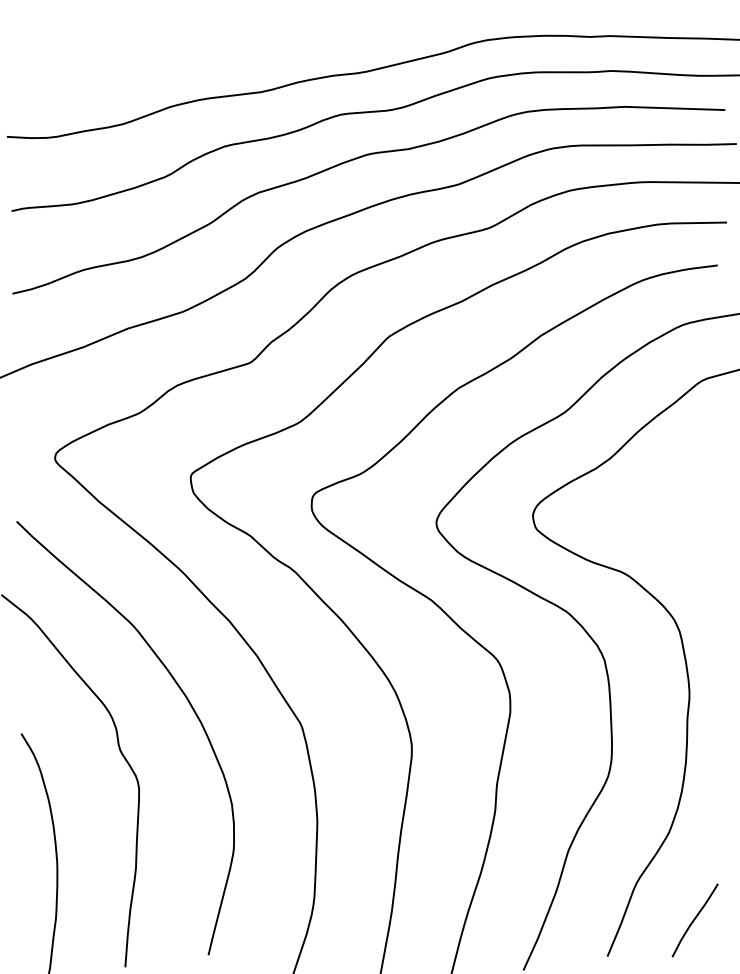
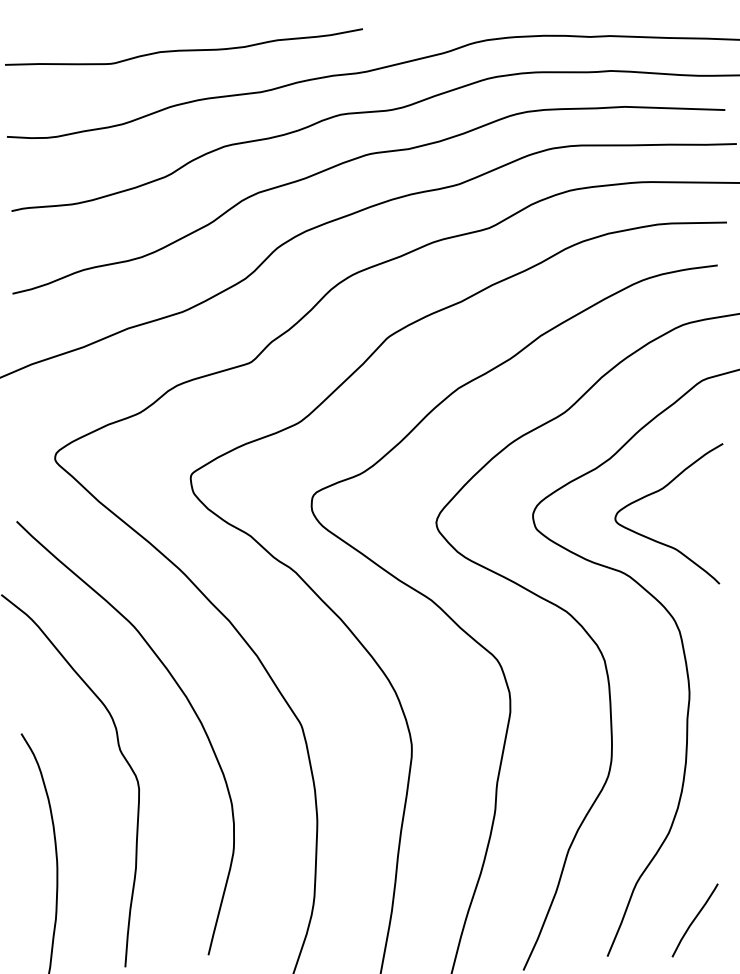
curve: none -> present (183, 49)
curve: none -> present (657, 492)
